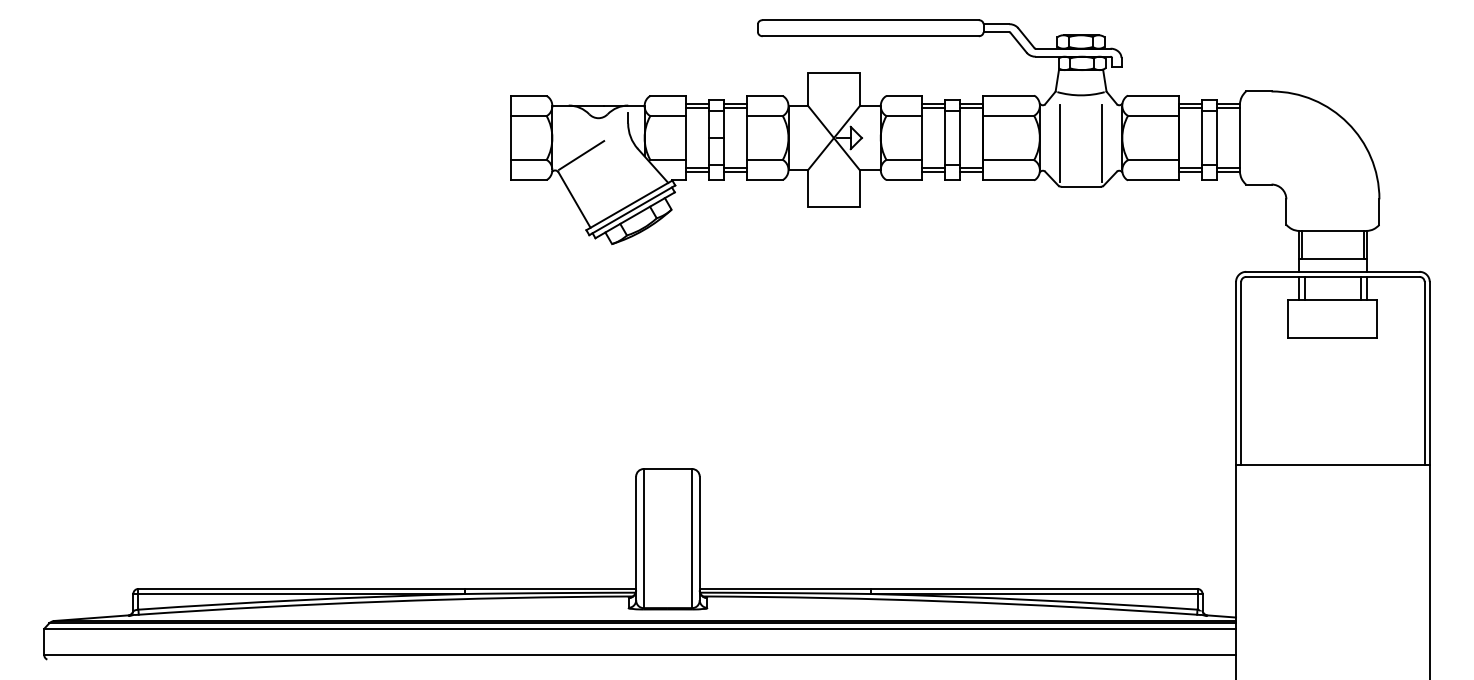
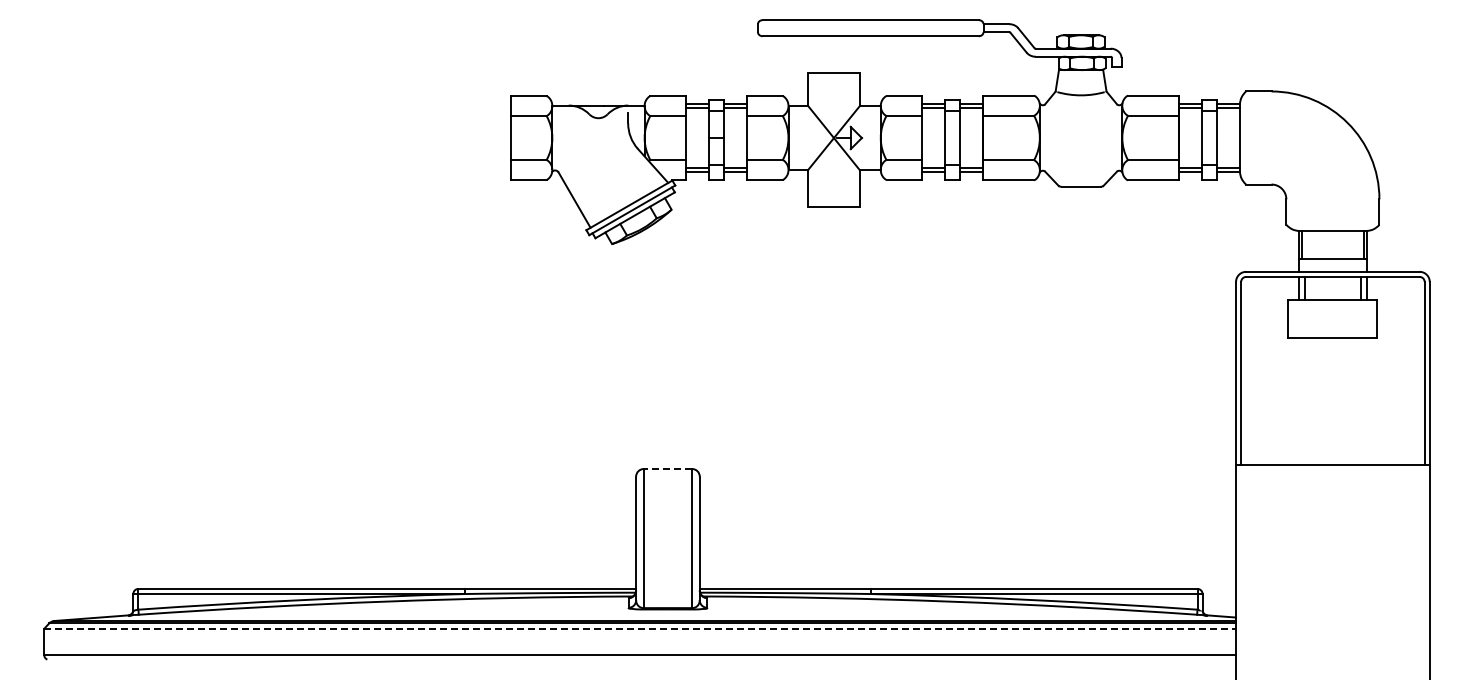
line: present -> none (1060, 143)
line: present -> none (1101, 143)
line: present -> none (581, 155)
line: solid -> dashed (667, 469)
line: solid -> dashed (640, 628)
